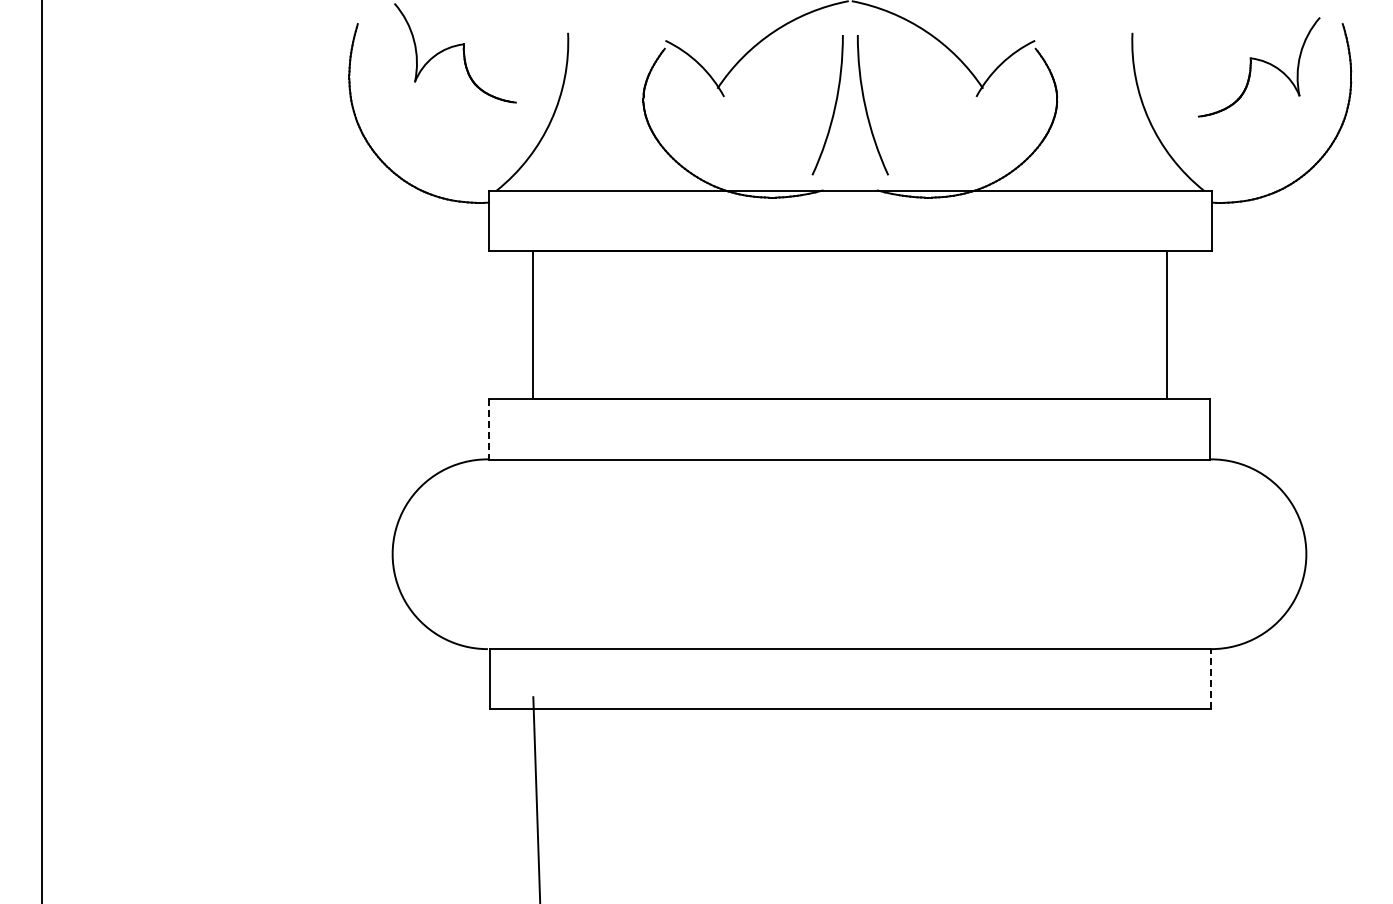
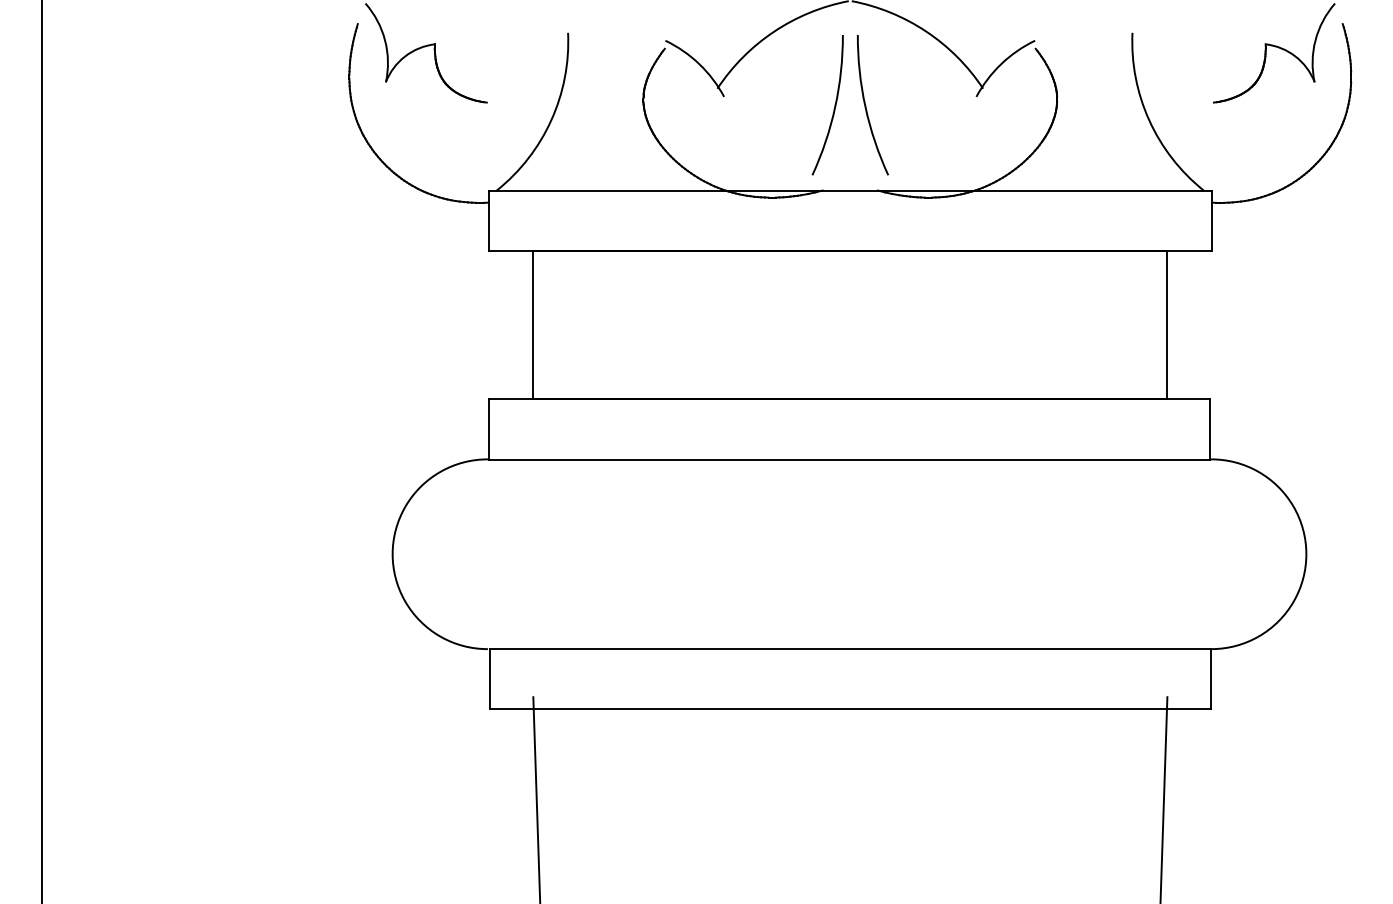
part position: (454, 47) -> (425, 47) (425, 47)
part position: (1260, 61) -> (1275, 47) (1275, 47)
line: dashed -> solid (488, 429)
line: dashed -> solid (1211, 678)
line: none -> present (1163, 798)
